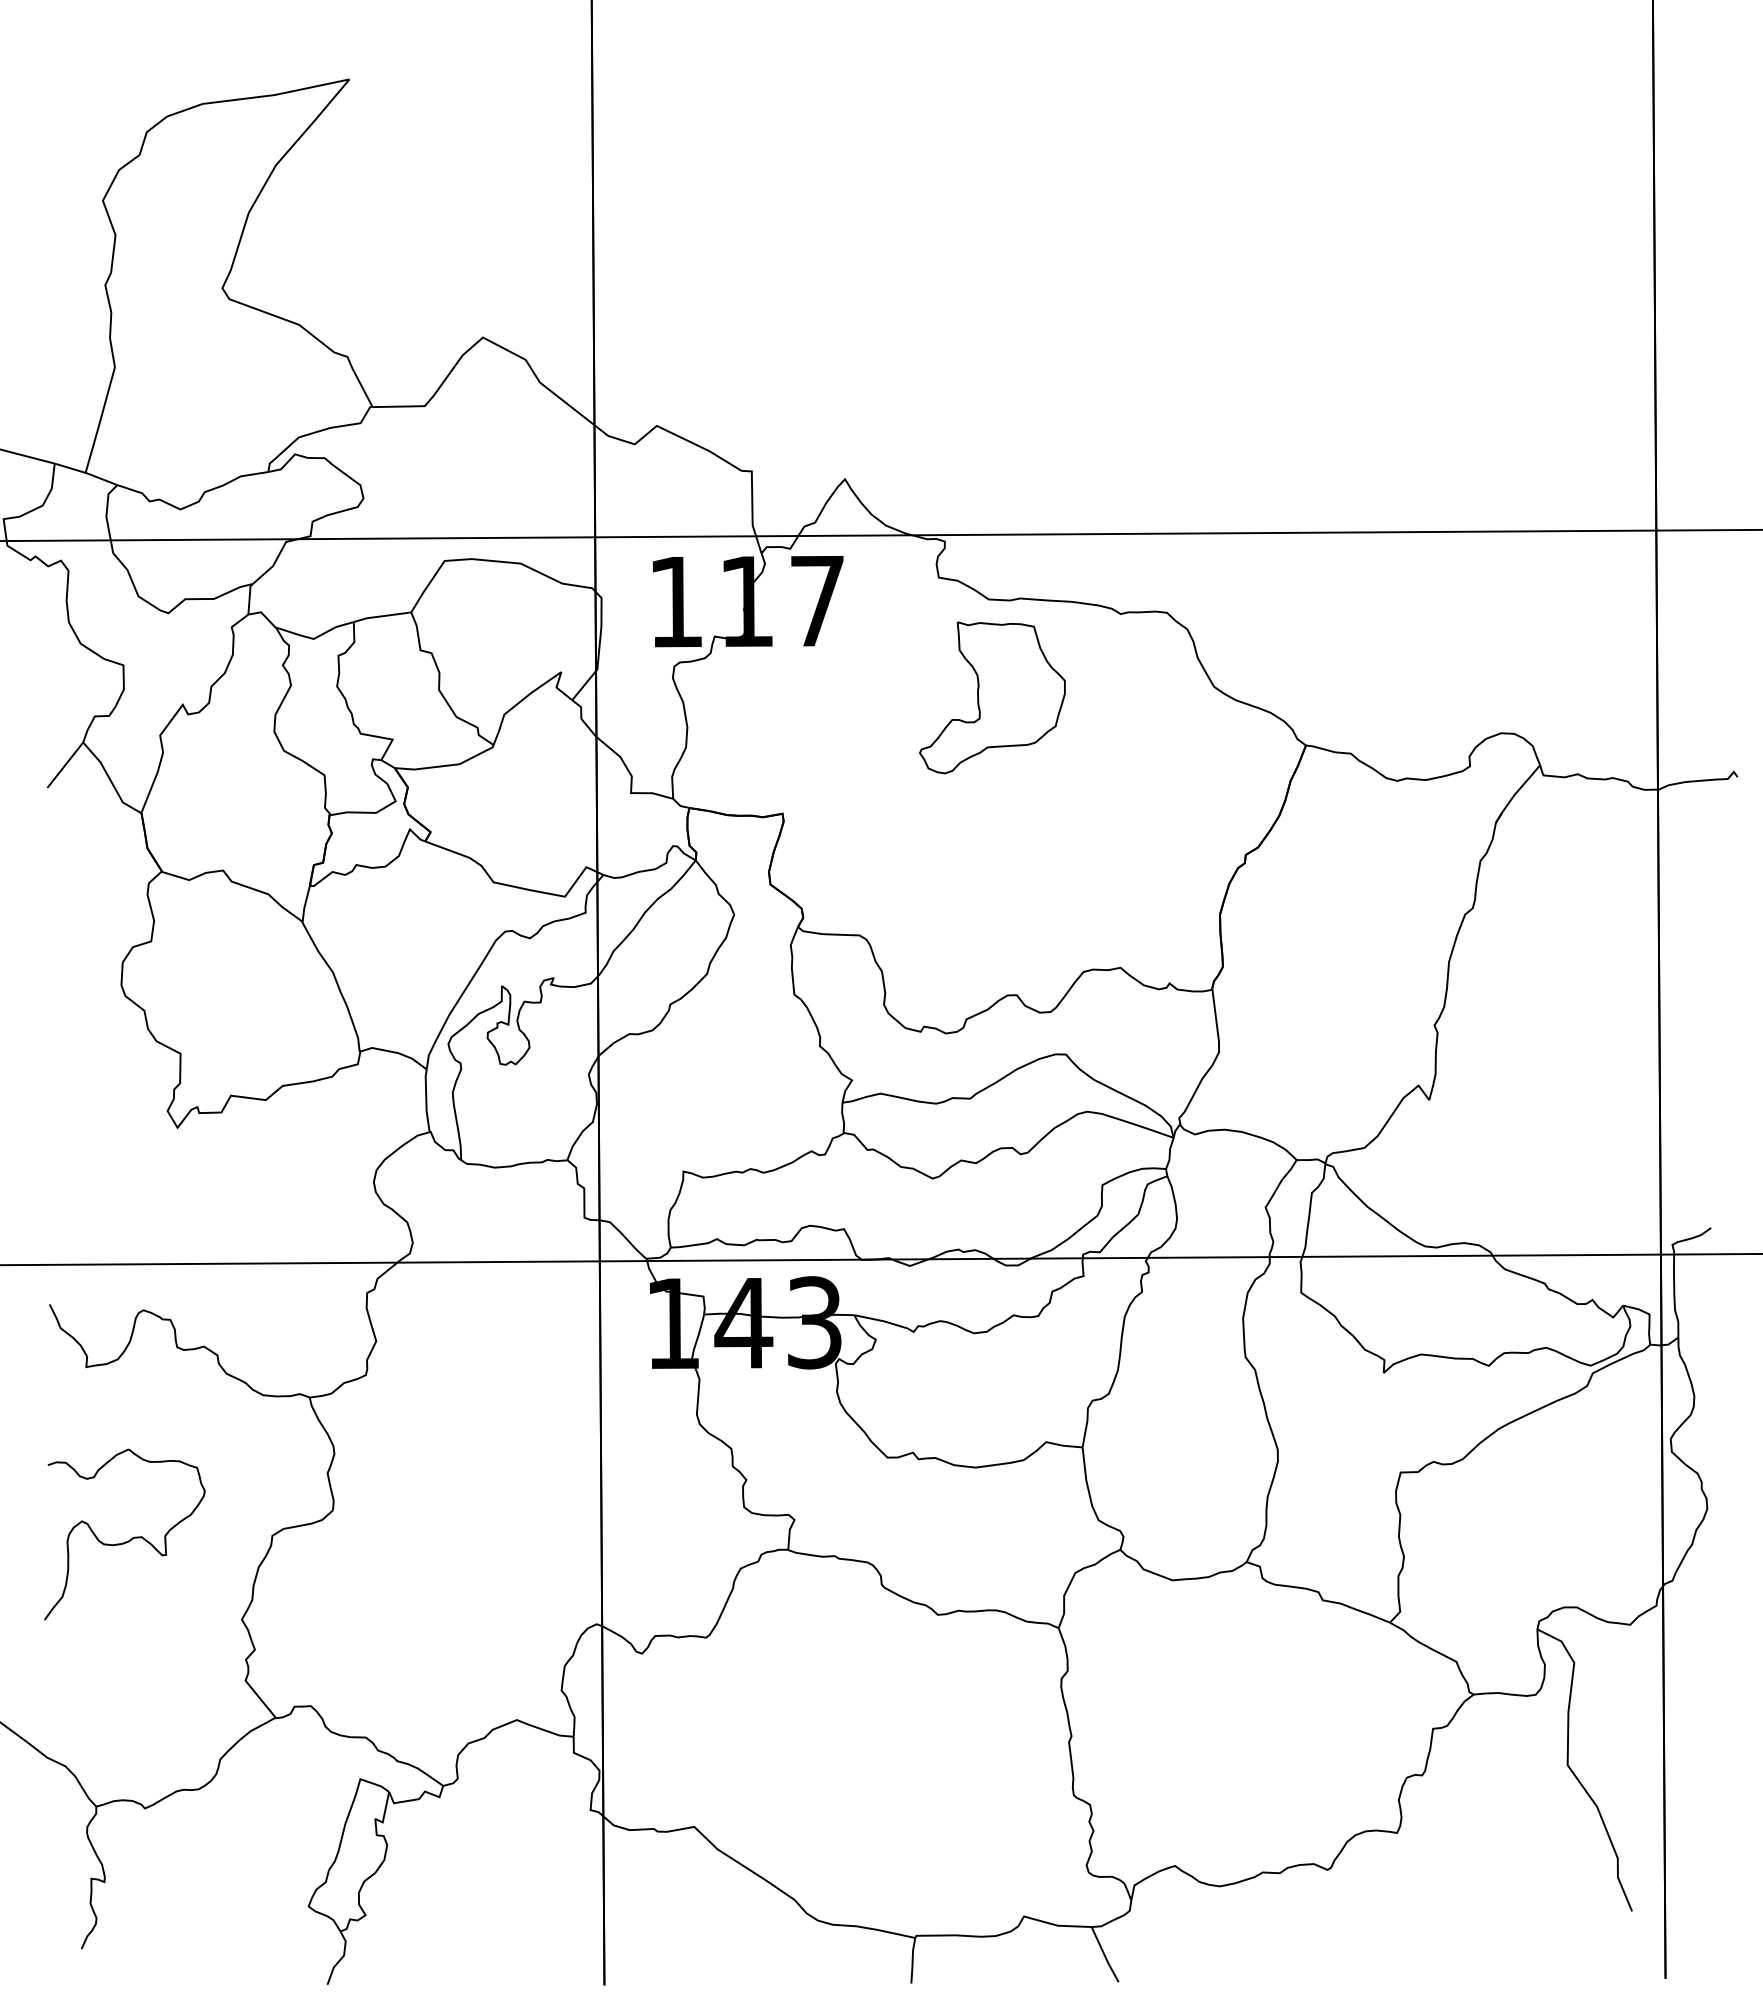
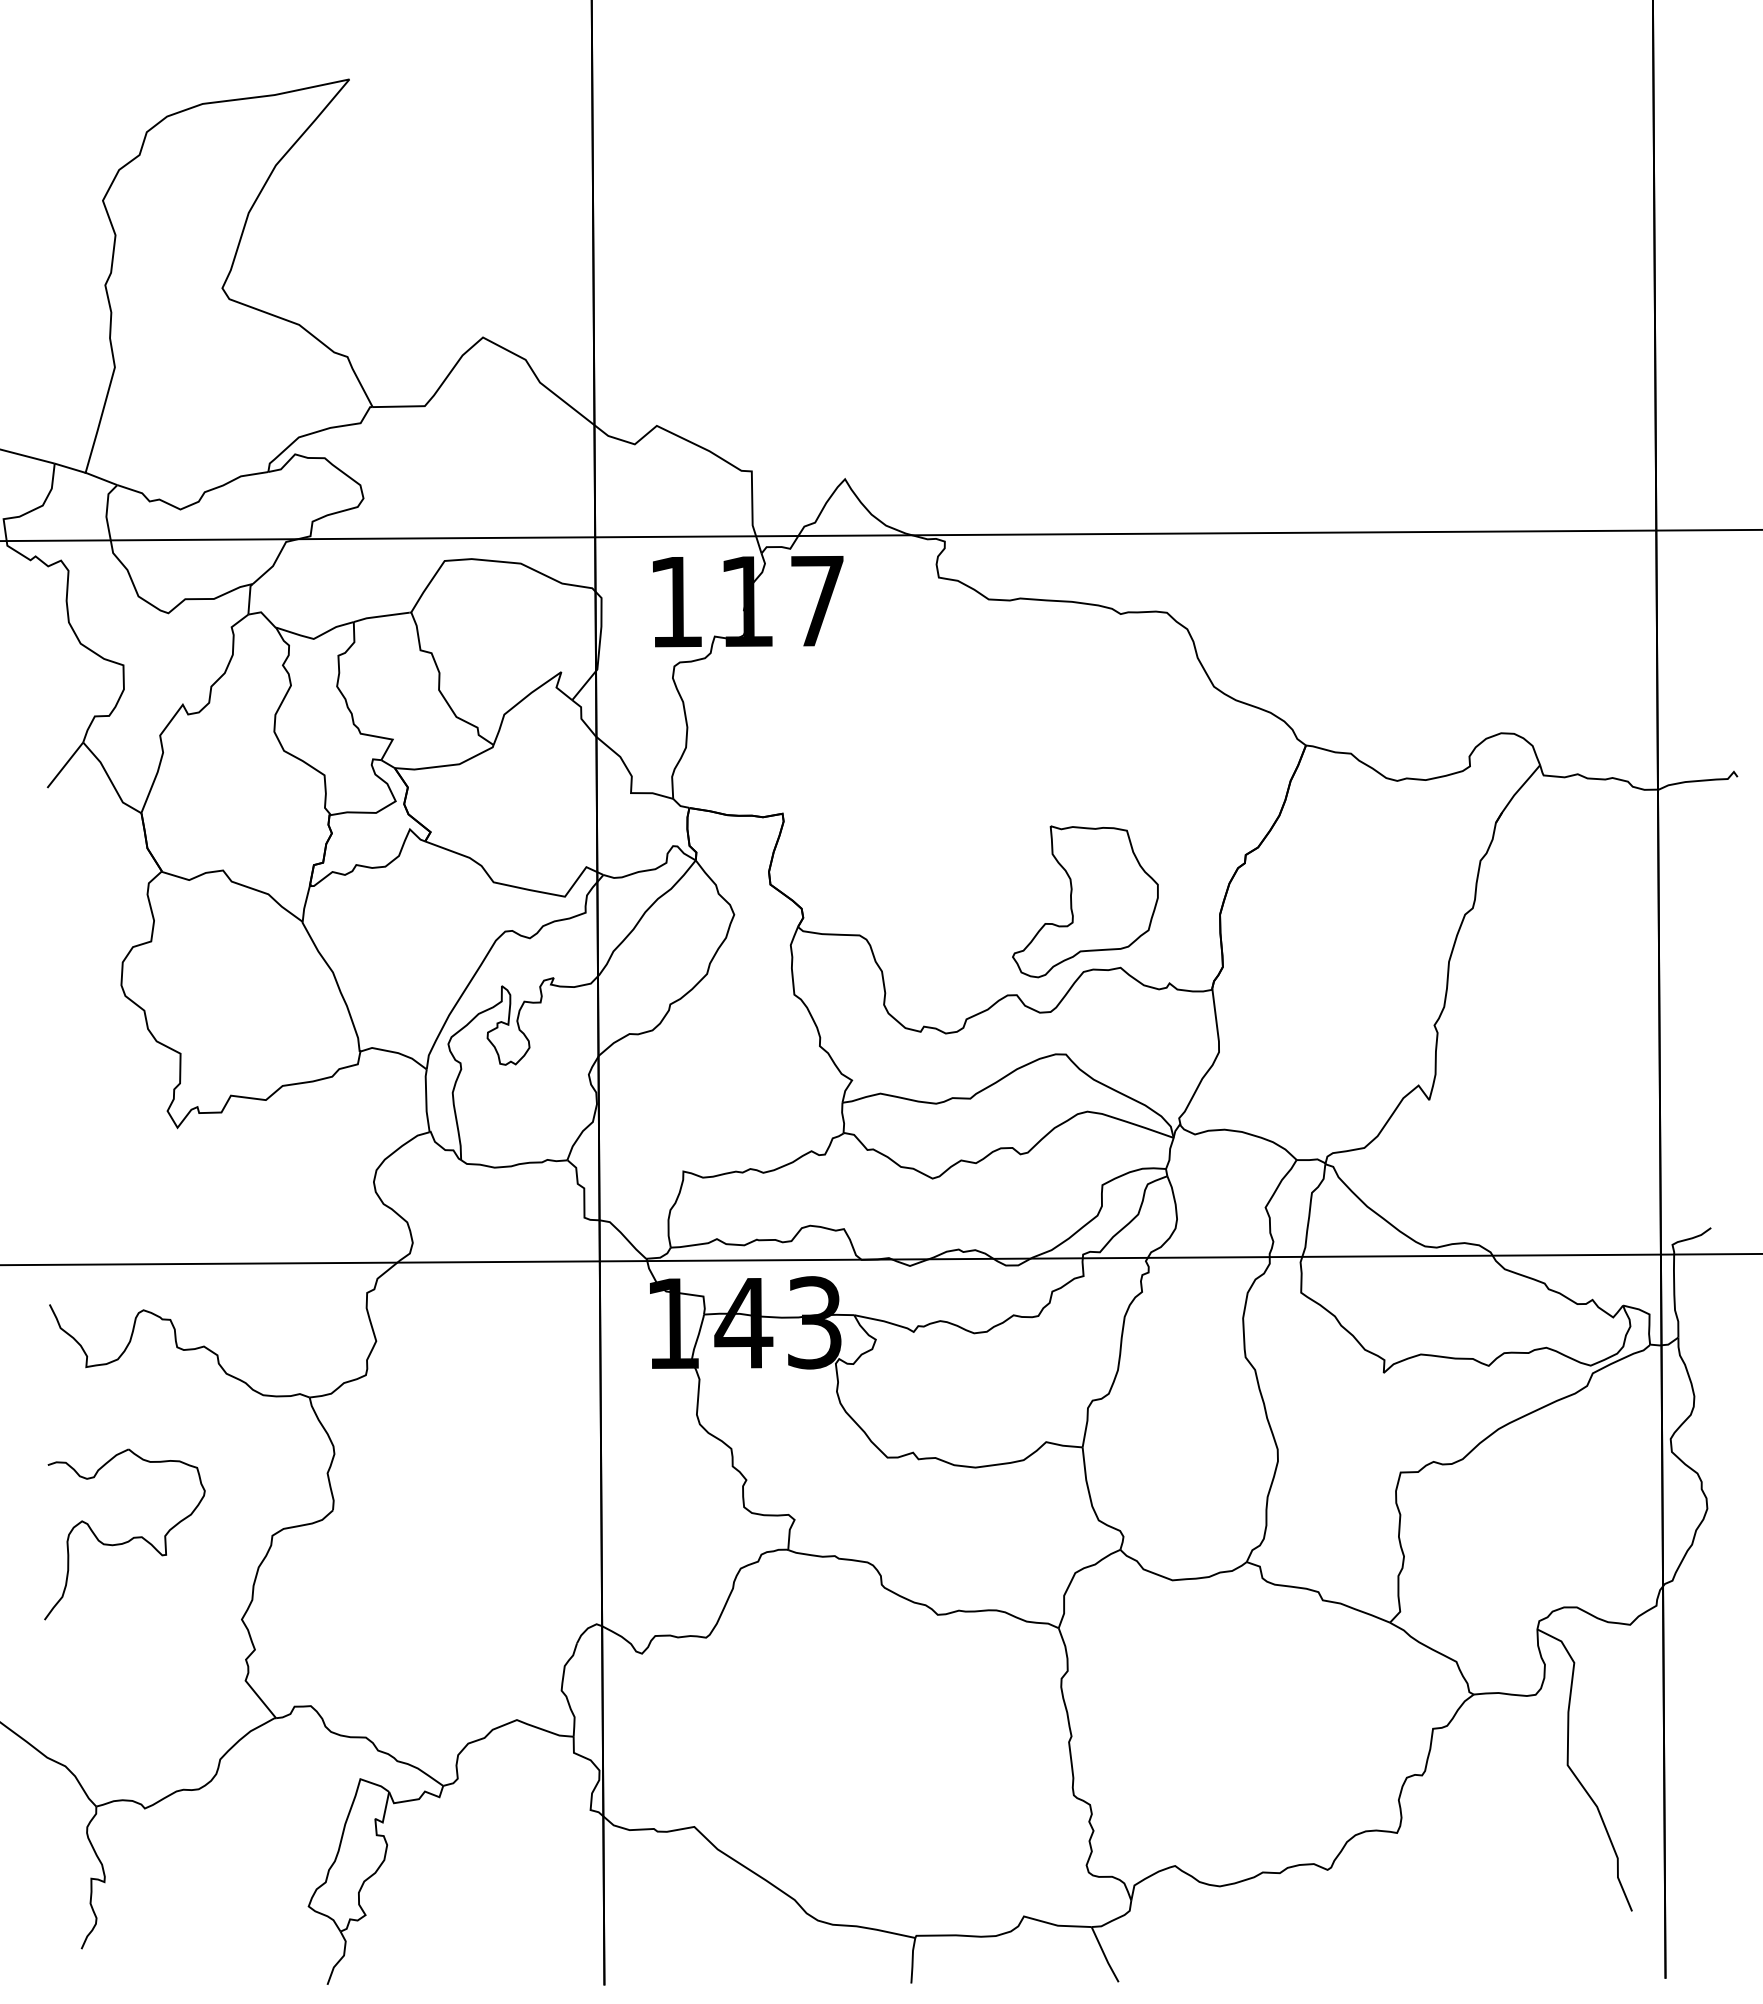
part position: (992, 697) -> (1085, 901) (1085, 901)
